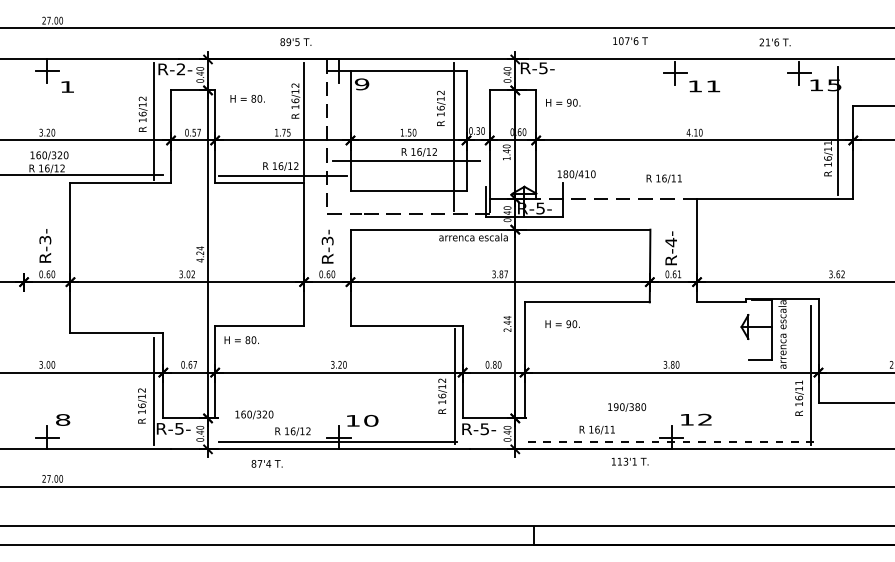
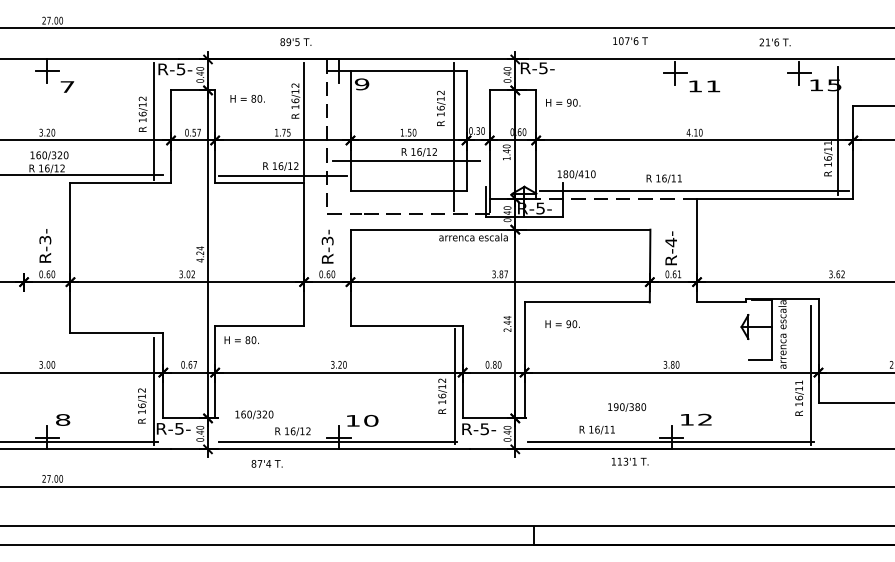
text: R-2- -> R-5- (181, 69)
text: 1 -> 7 (67, 86)
line: none -> present (694, 190)
line: none -> present (79, 441)
line: dashed -> solid (671, 441)
